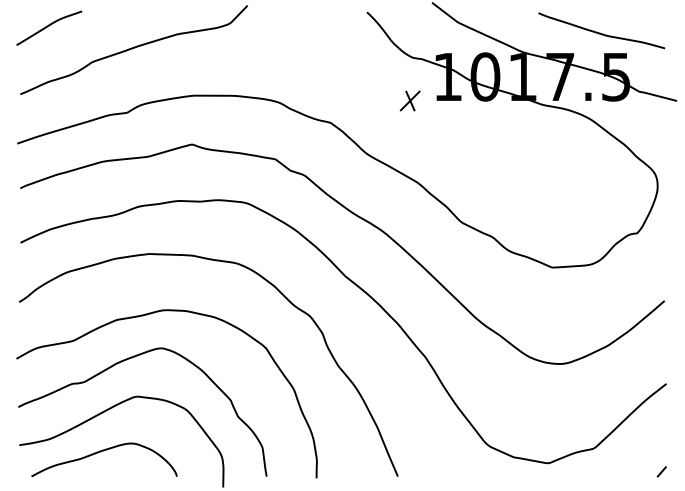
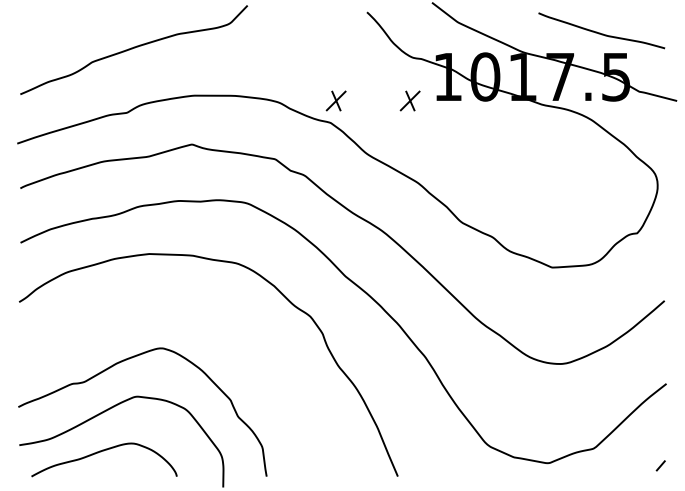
curve: present -> none (49, 26)
part: none -> present (335, 100)
curve: present -> none (147, 315)
line position: (661, 471) -> (660, 465) (660, 465)
